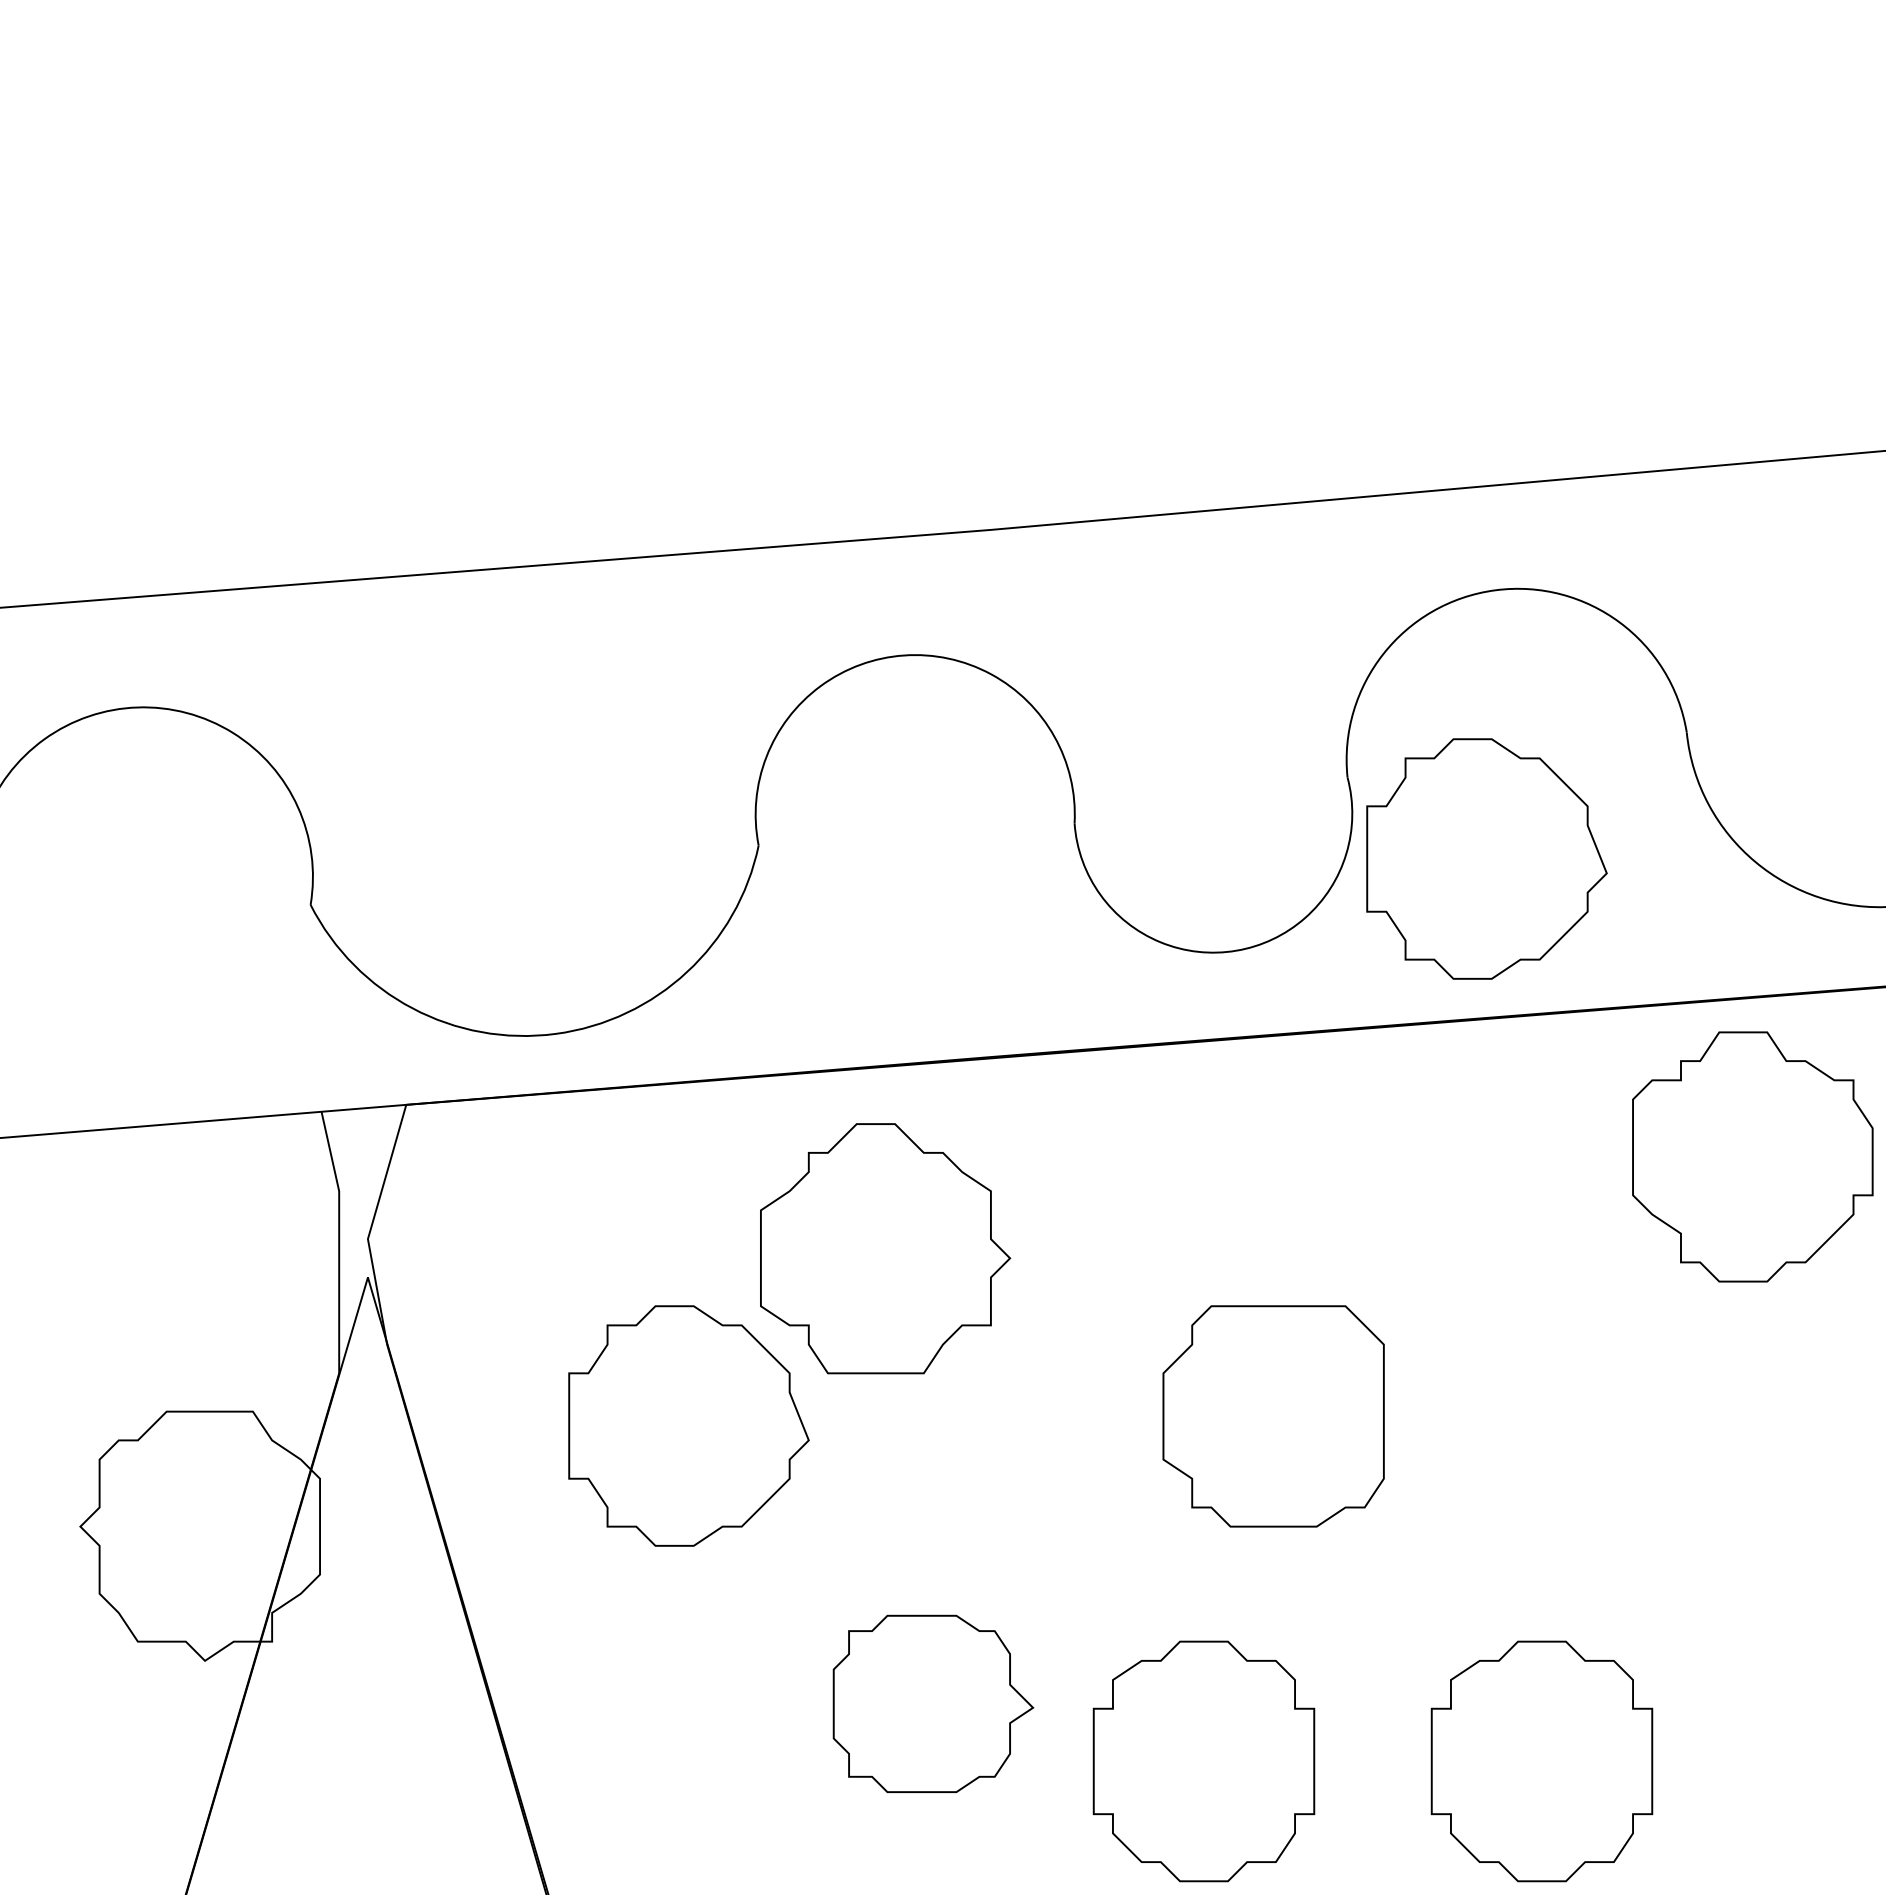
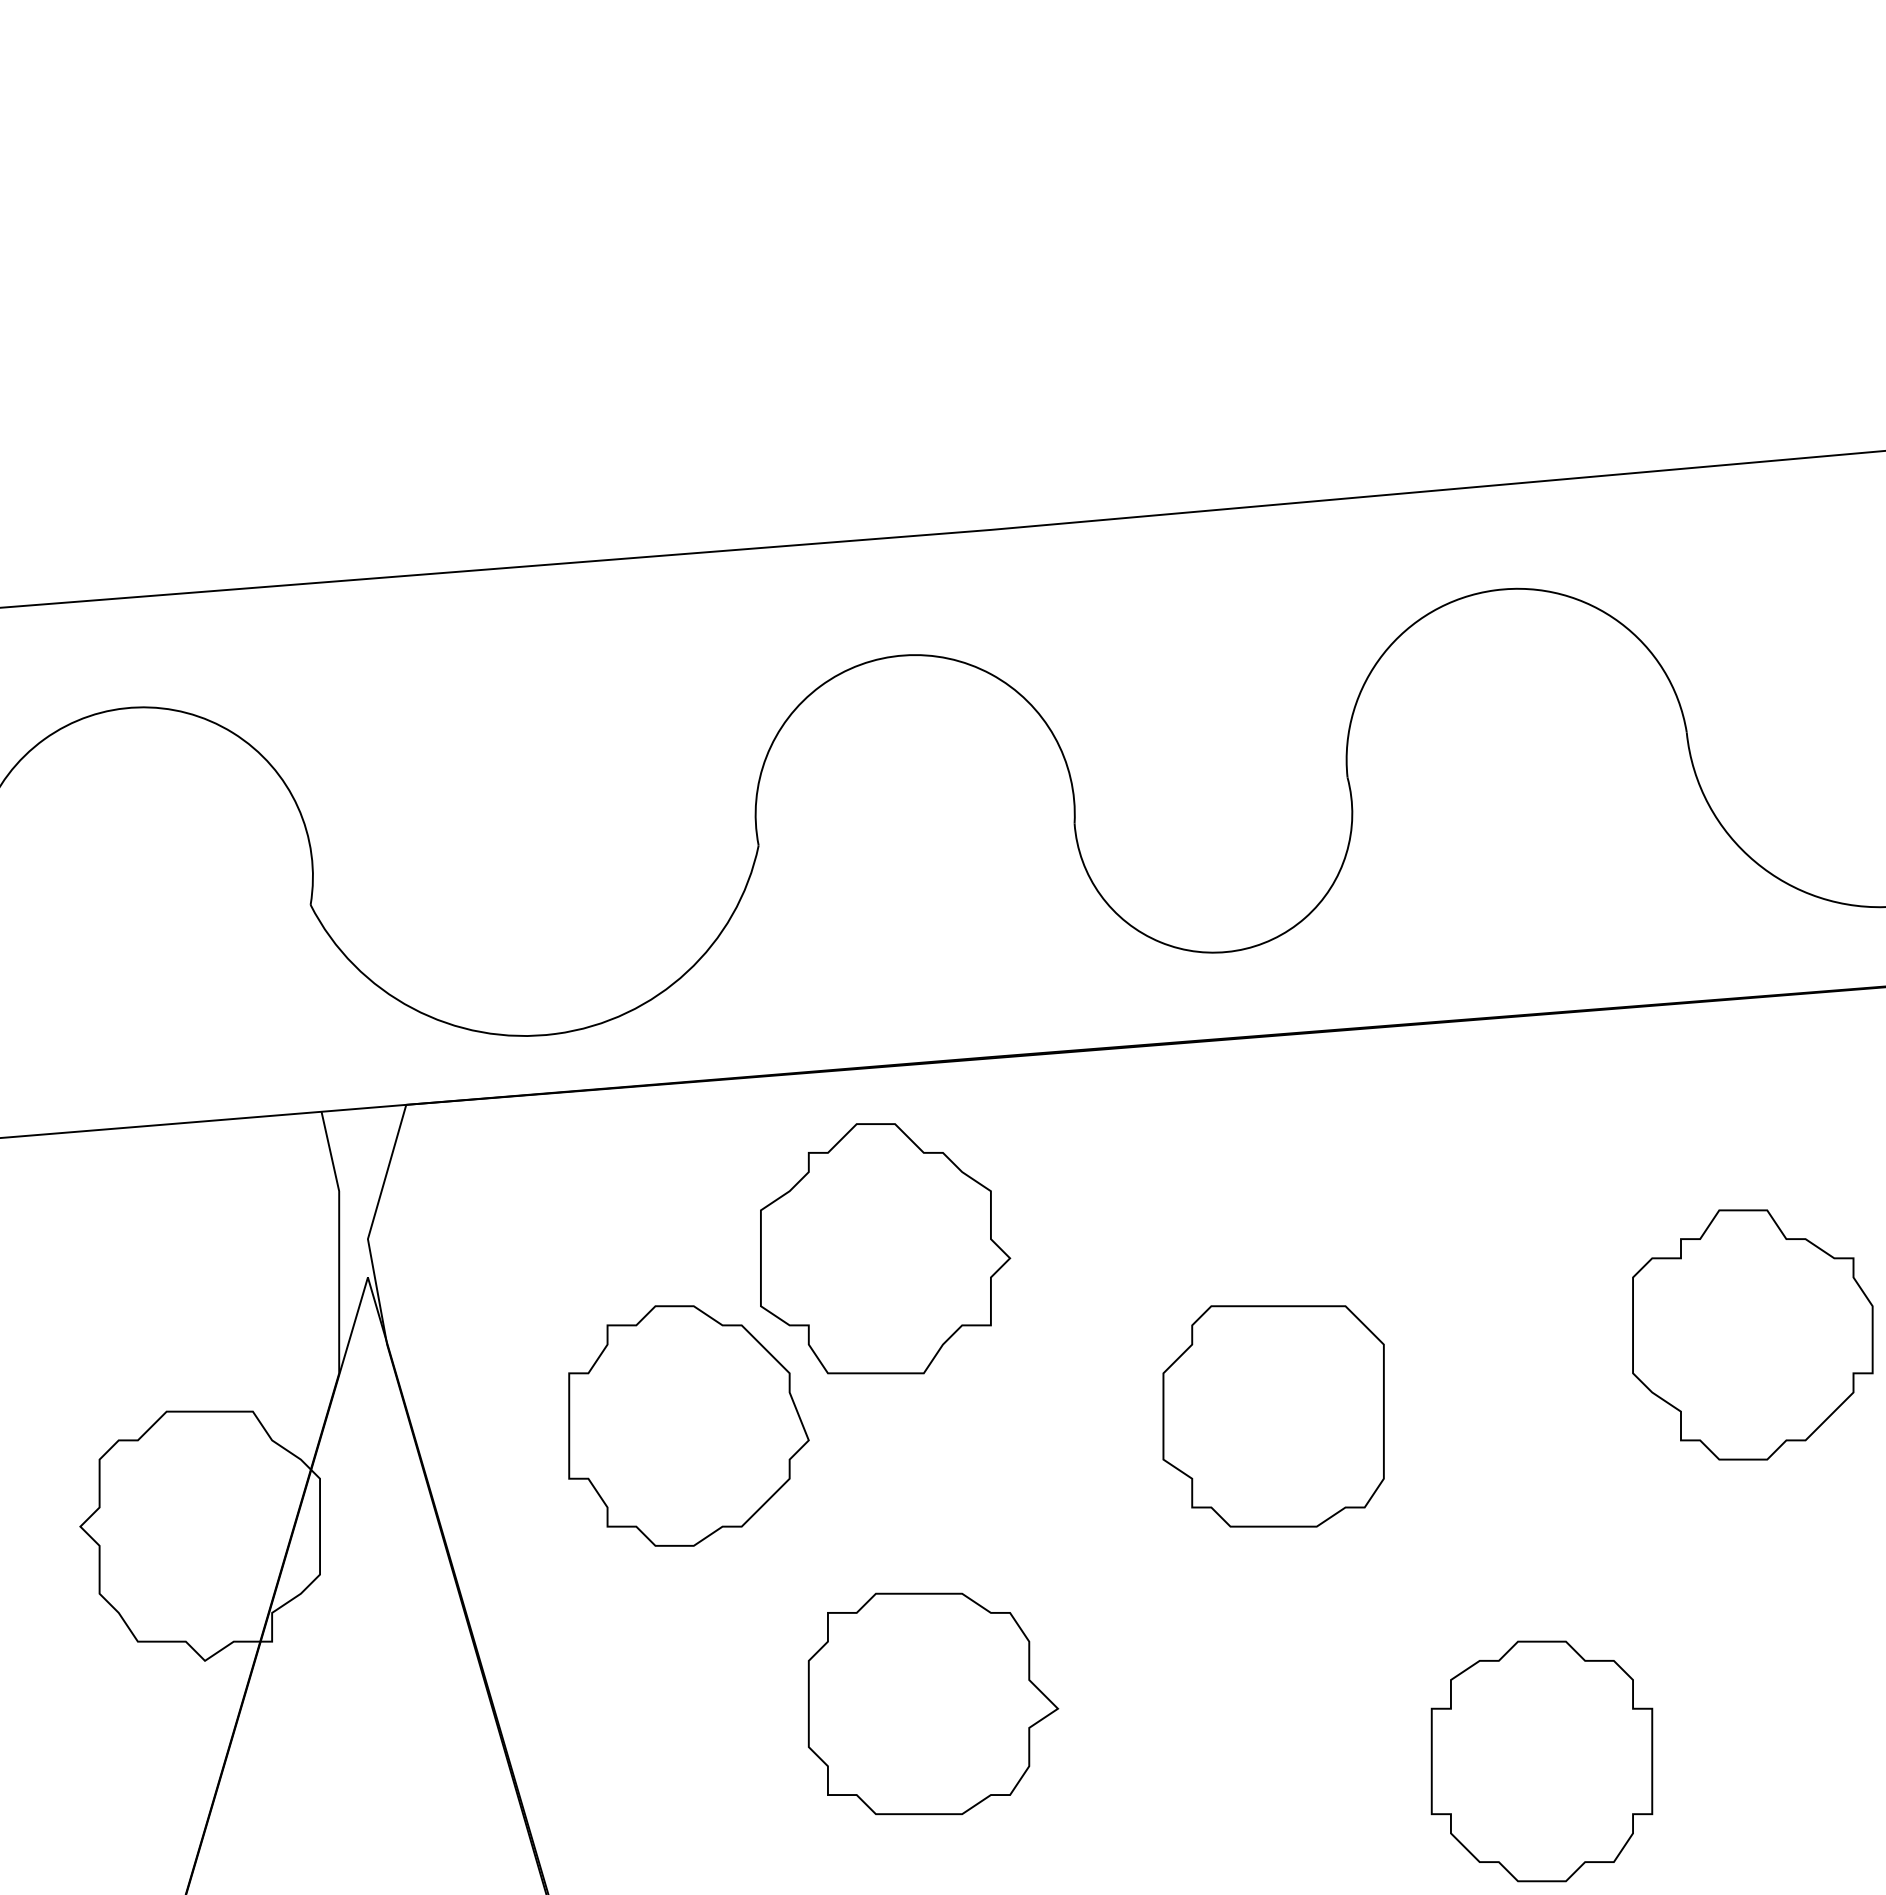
part: present -> none (1486, 858)
part position: (1752, 1156) -> (1752, 1334) (1752, 1334)
part size: 203x179 px -> 253x224 px (933, 1703)
part: present -> none (1203, 1761)
